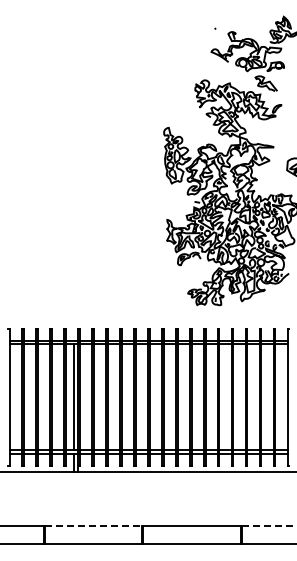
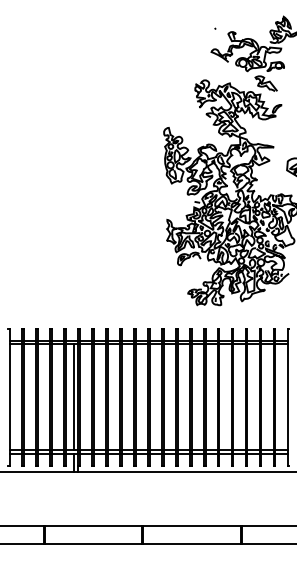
line: dashed -> solid (93, 525)
line: dashed -> solid (269, 525)
